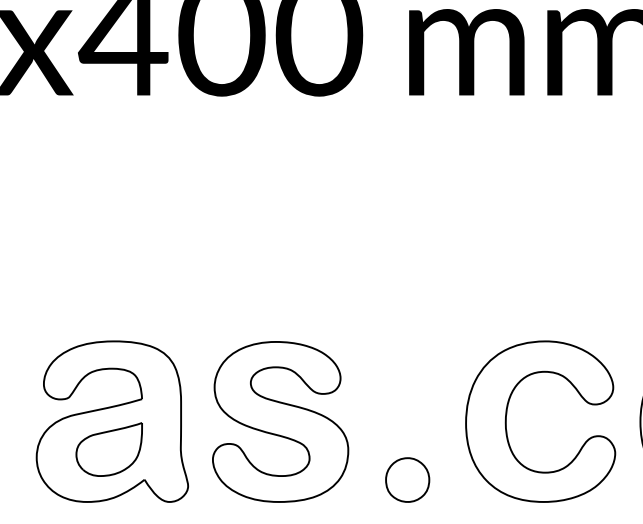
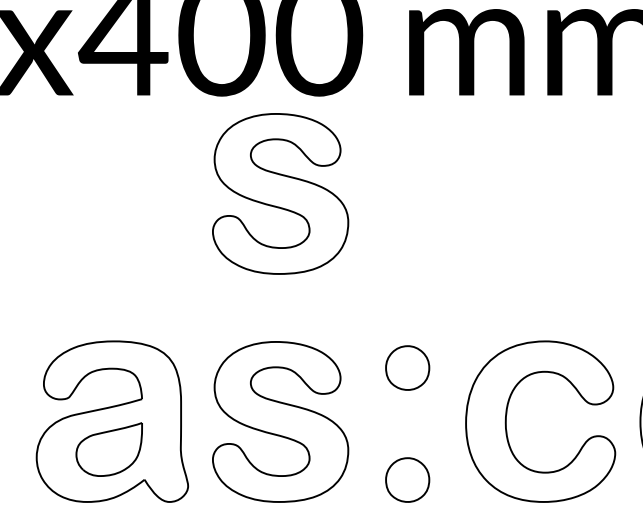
part: none -> present (280, 193)
part: none -> present (407, 367)
